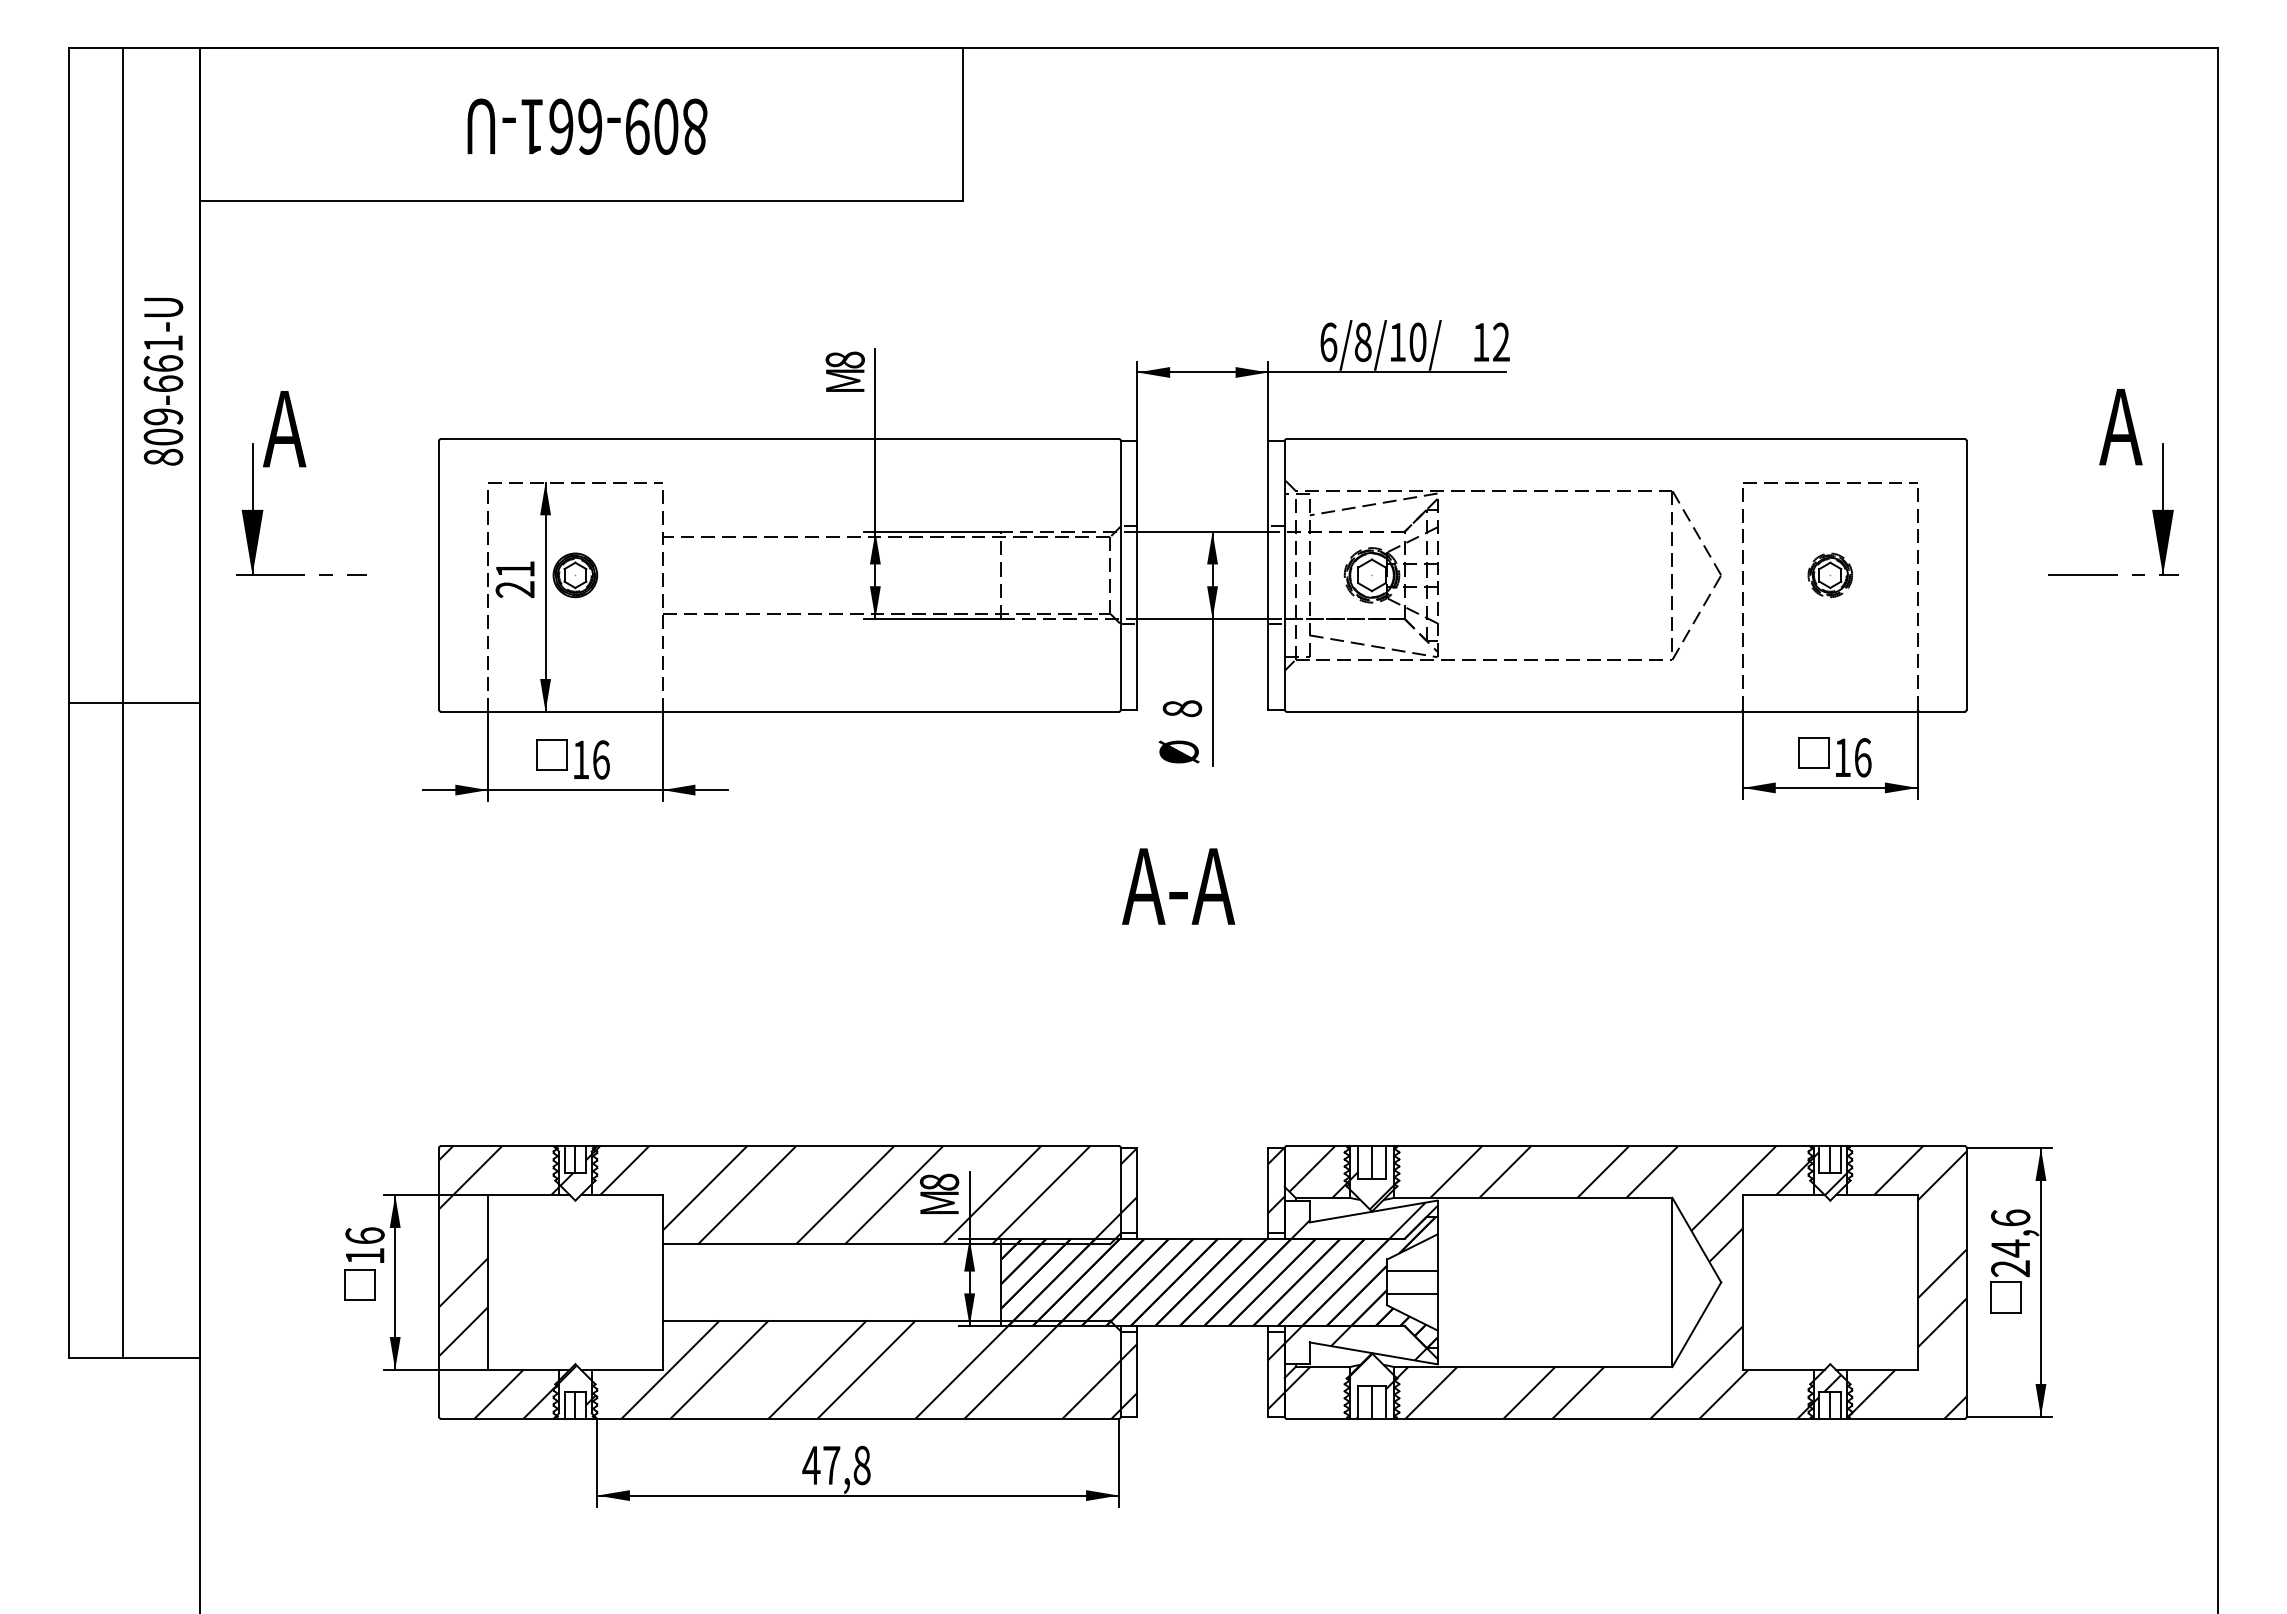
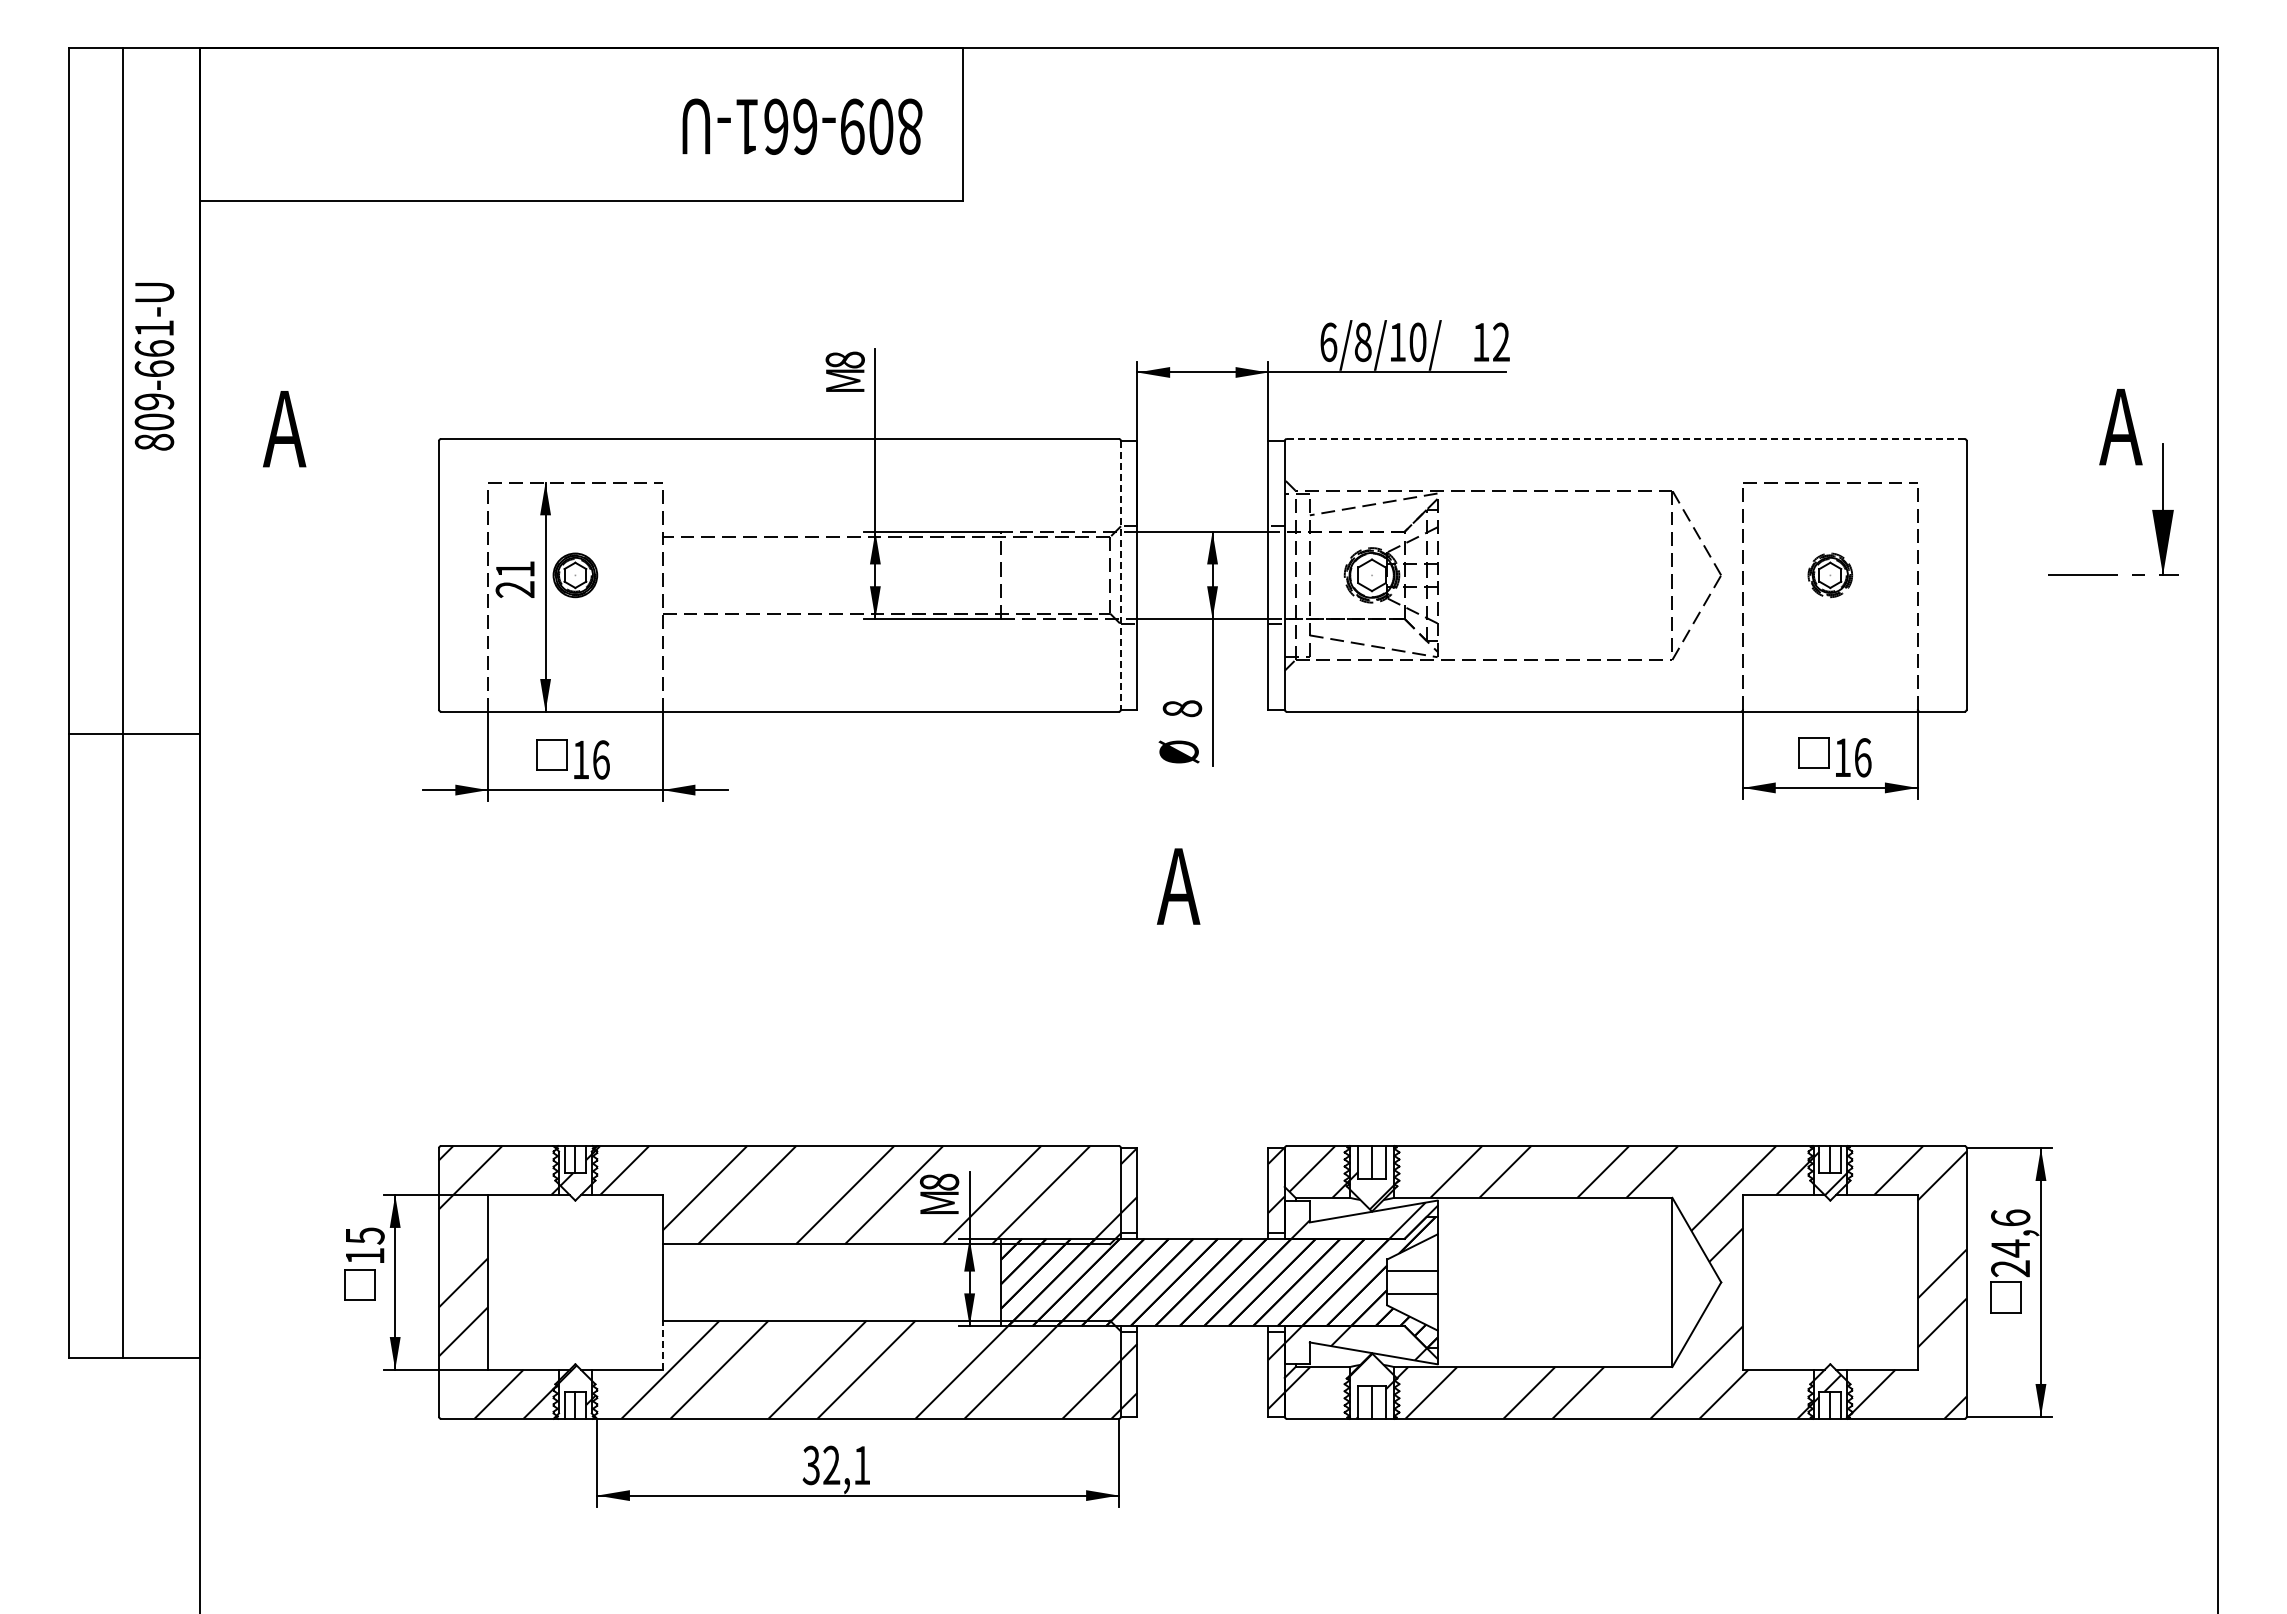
text position: (587, 126) -> (802, 126) (802, 126)
text position: (163, 381) -> (154, 366) (154, 366)
line: solid -> dashed (1625, 438)
part: present -> none (263, 510)
line: solid -> dashed (1121, 575)
line position: (133, 703) -> (133, 734) (133, 734)
text: A-A -> A (1178, 886)
text: 16 -> 15 (364, 1235)
line: solid -> dashed (662, 1345)
text: 47,8 -> 32,1 (836, 1465)
